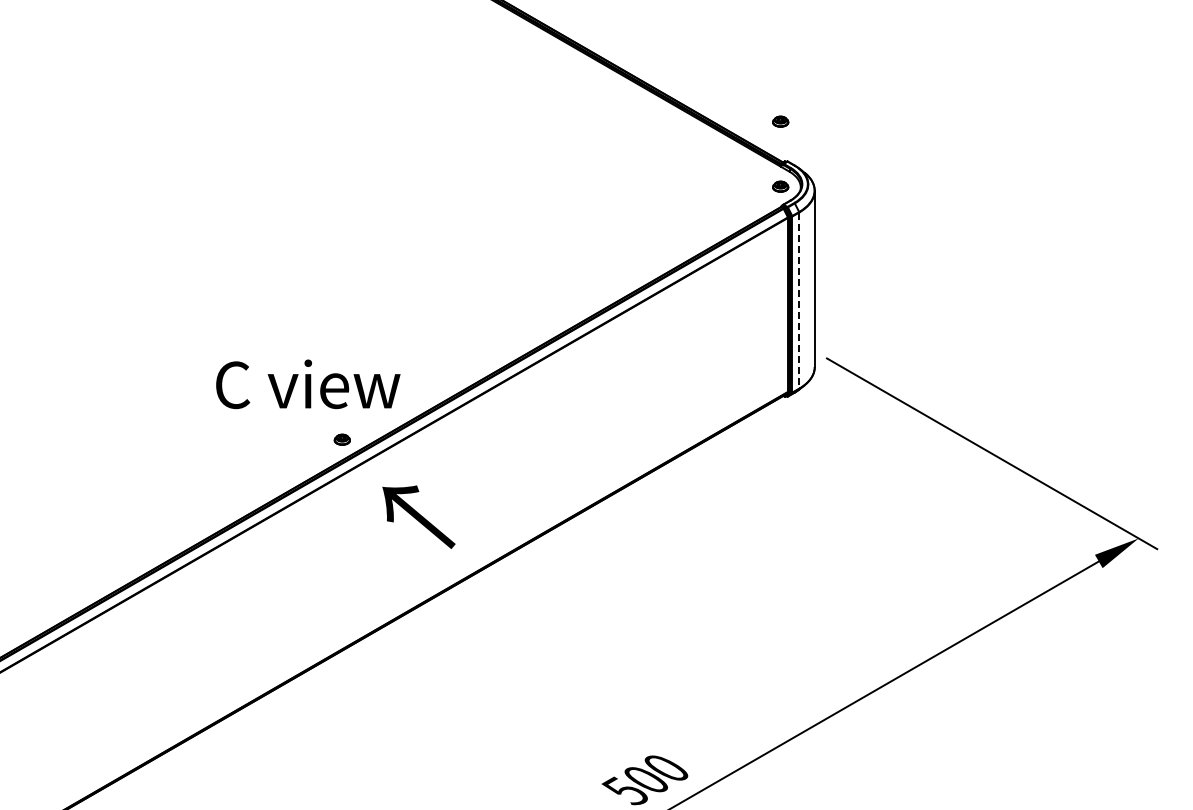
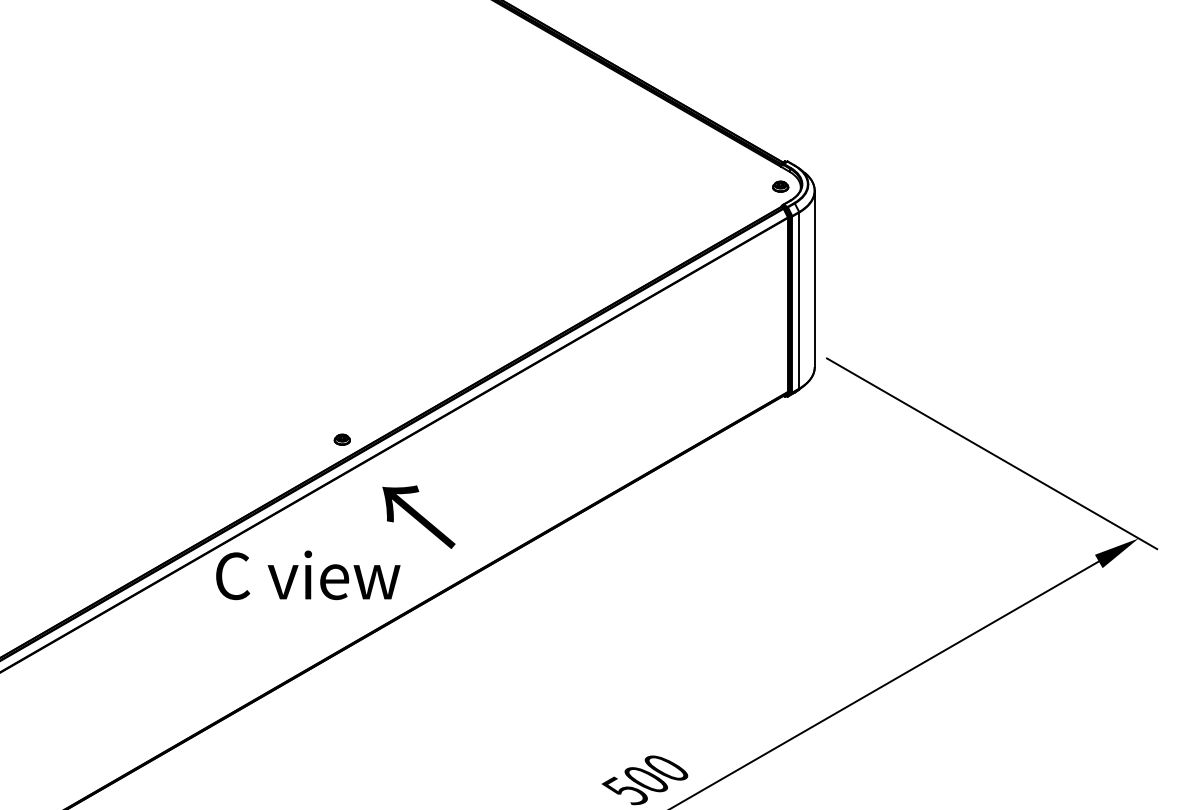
part: present -> none (780, 121)
line: dashed -> solid (799, 301)
text position: (308, 384) -> (308, 575) (308, 575)
